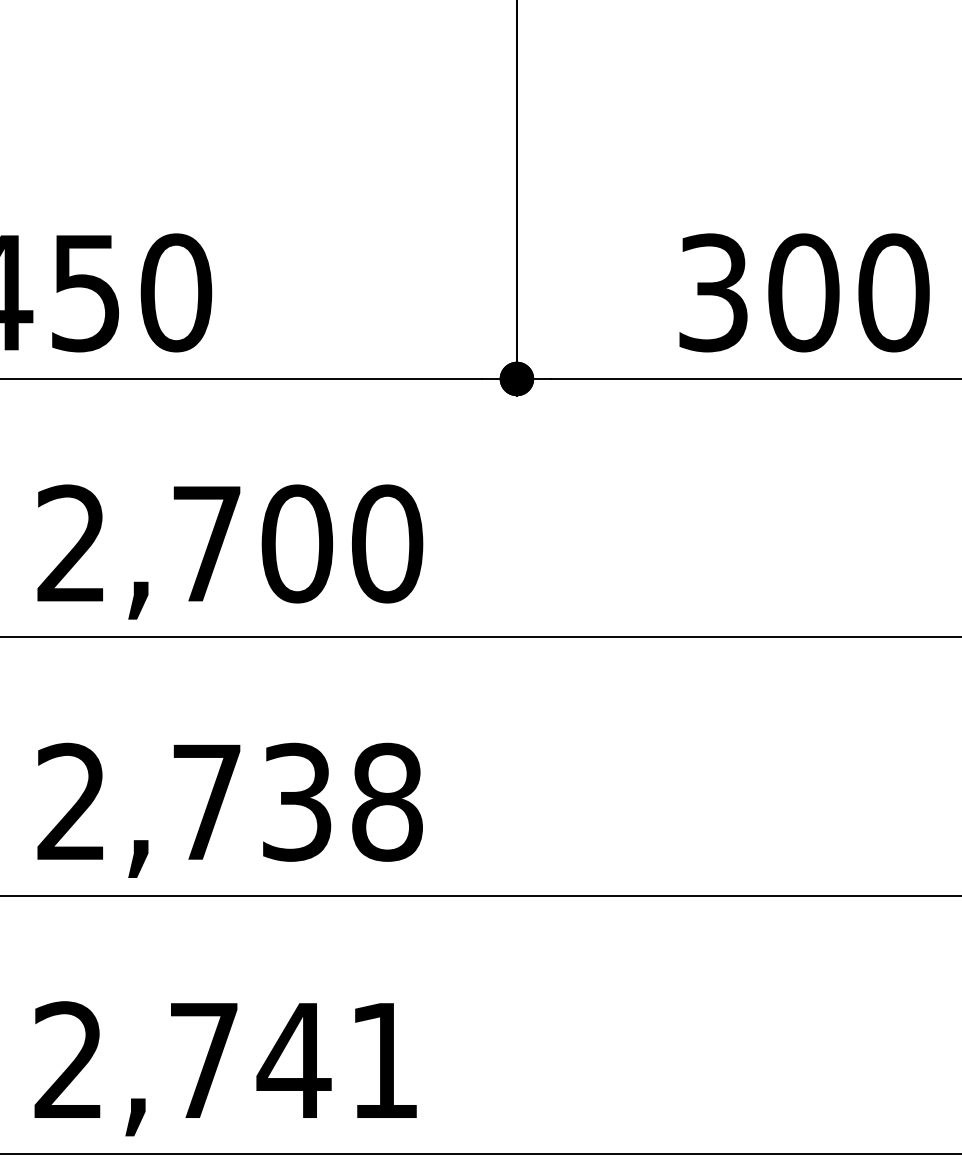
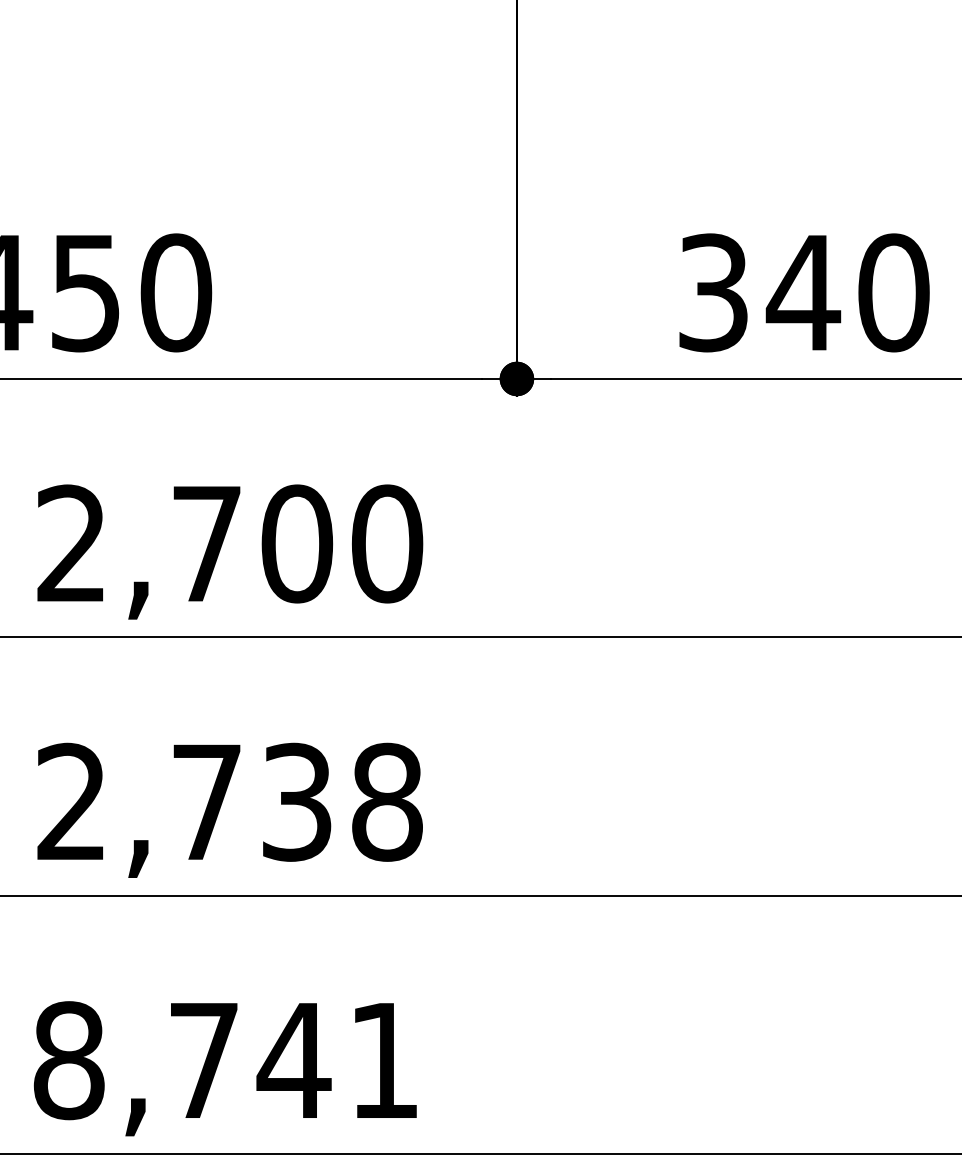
text: 300 -> 340 (803, 292)
text: 2,741 -> 8,741 (68, 1060)
